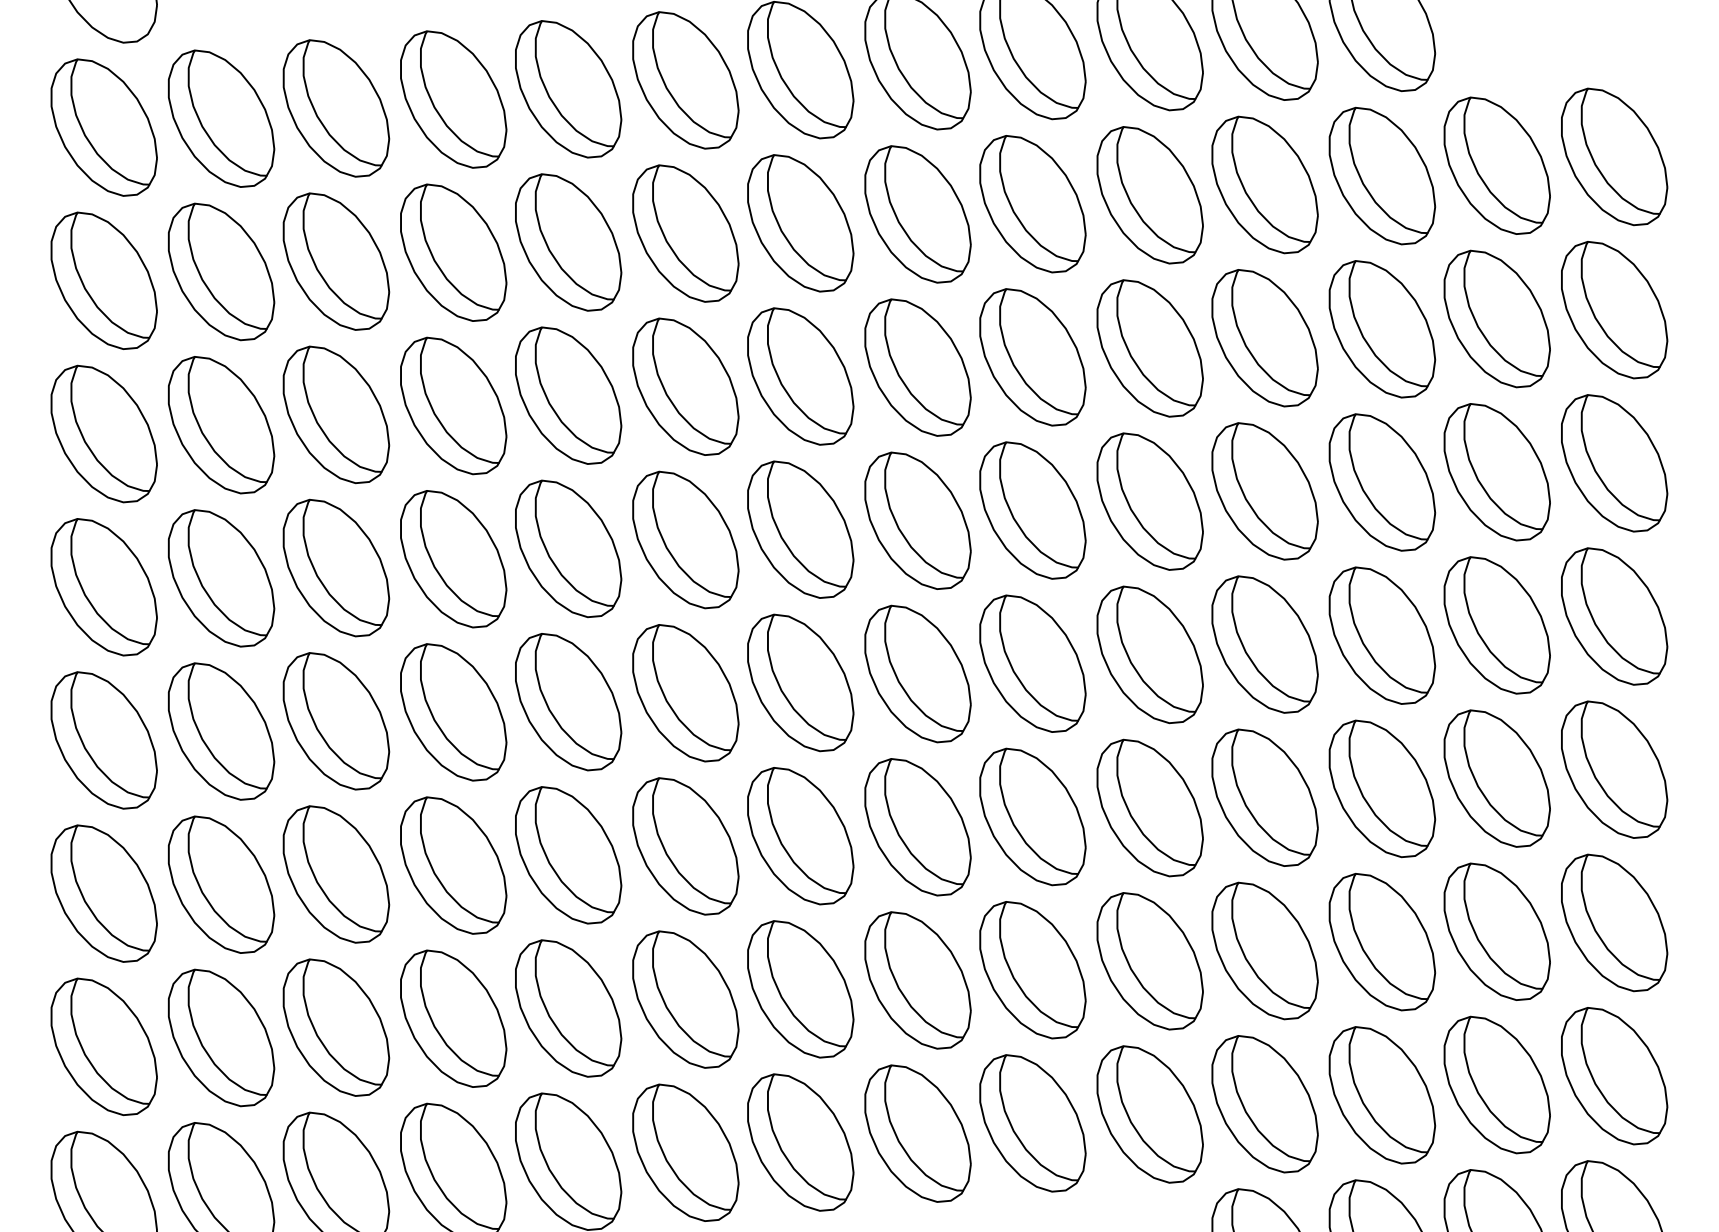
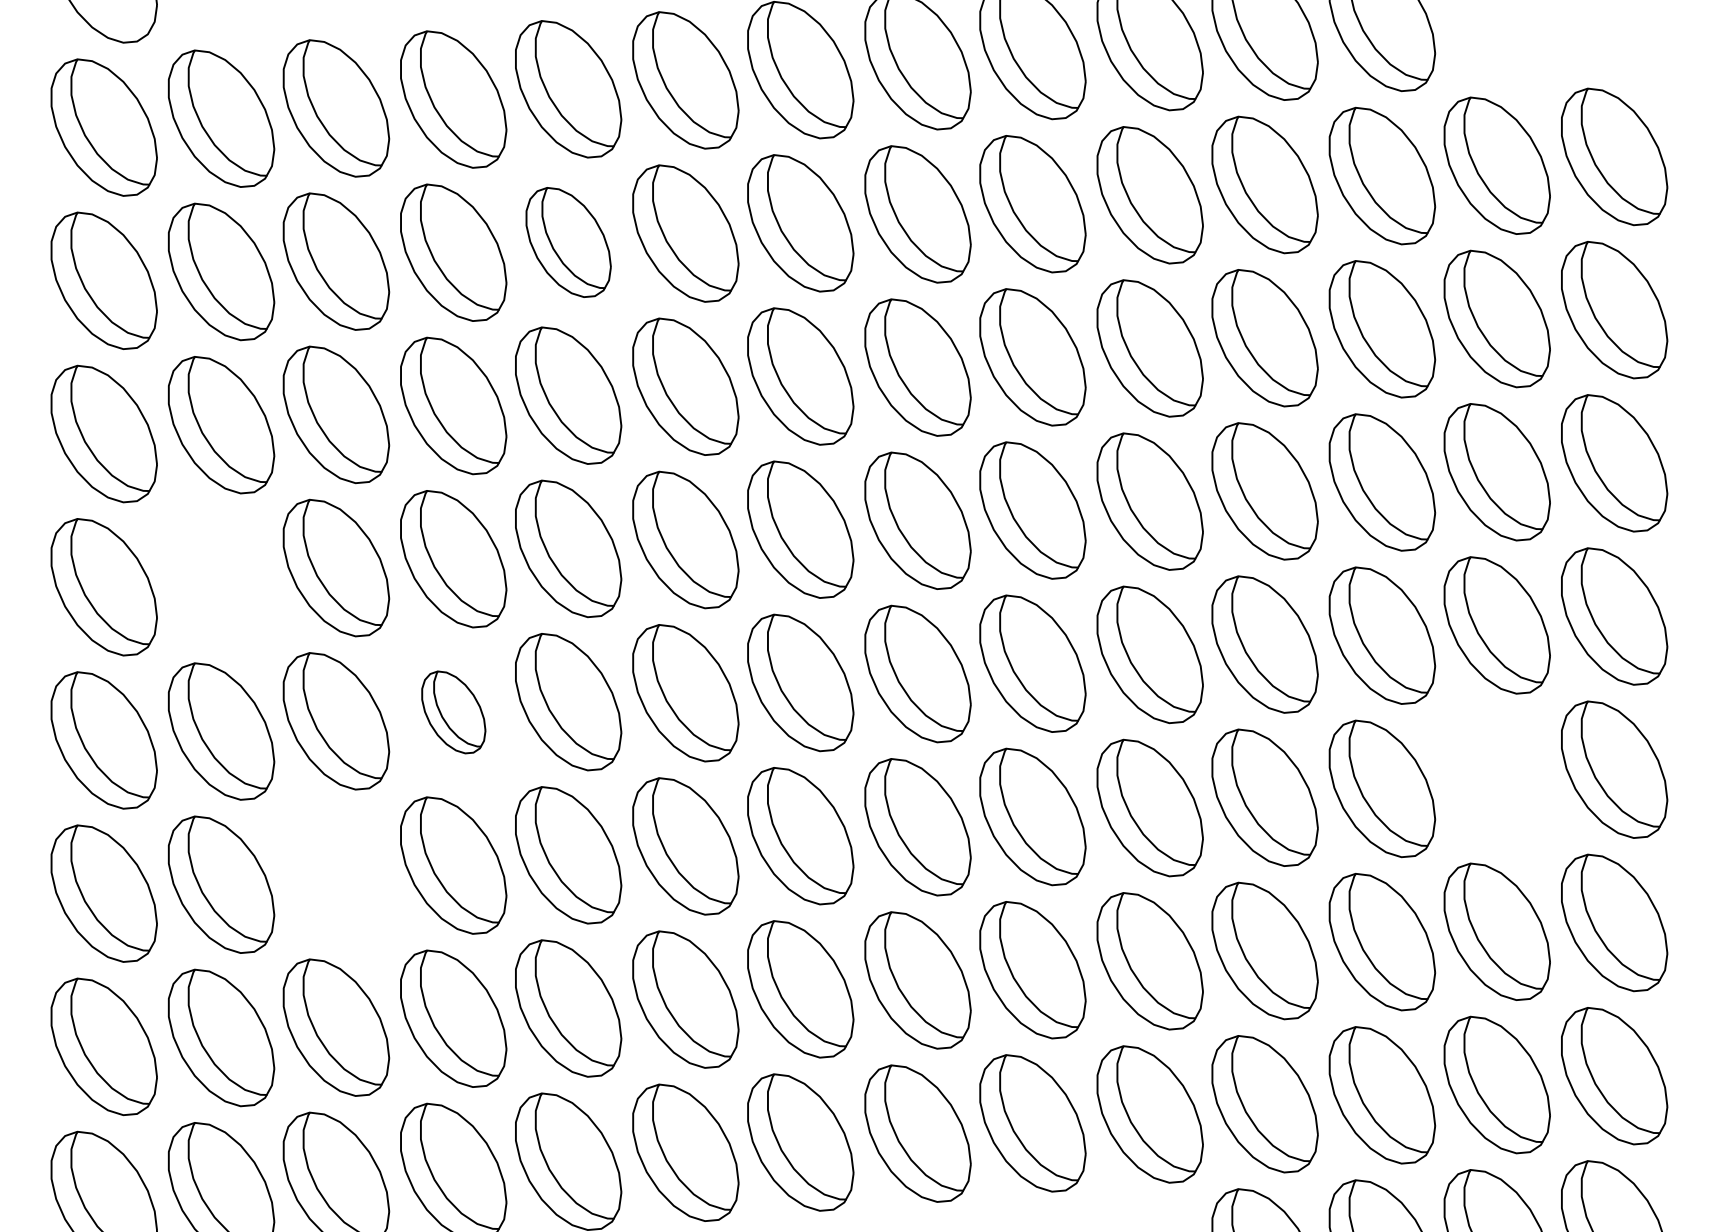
part size: 108x139 px -> 87x111 px (568, 242)
part: present -> none (221, 578)
part size: 108x139 px -> 66x85 px (453, 712)
part: present -> none (1496, 778)
part: present -> none (336, 874)
